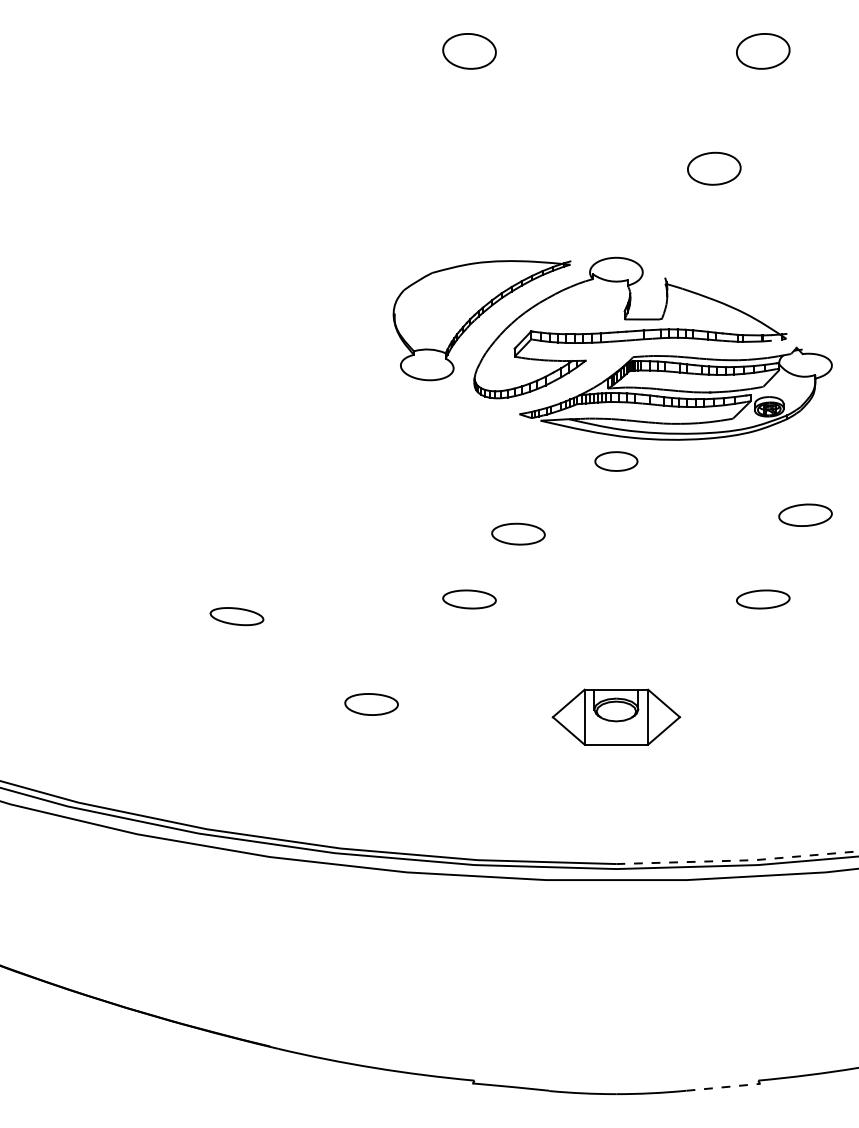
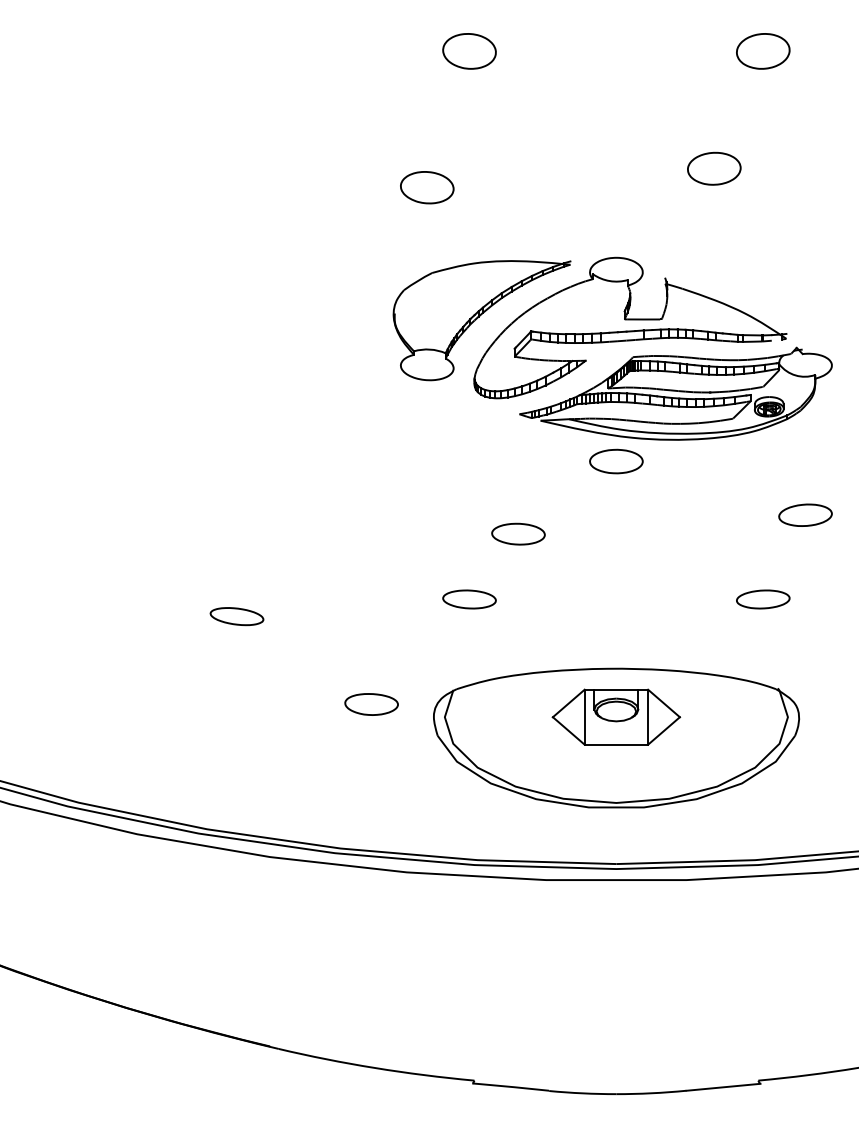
part: none -> present (427, 187)
part size: 45x21 px -> 55x27 px (616, 461)
part: none -> present (616, 737)
line: dashed -> solid (738, 860)
line: dashed -> solid (724, 1087)
